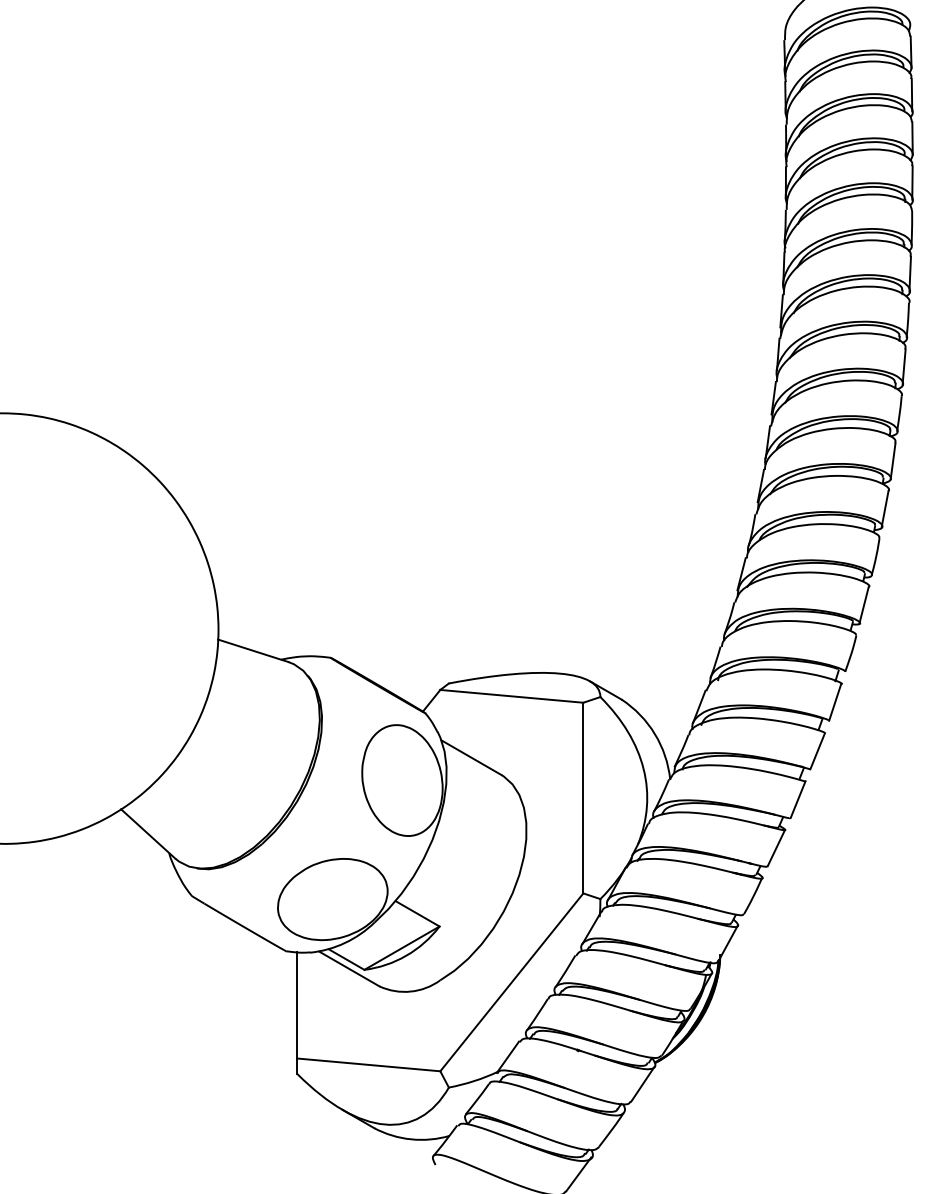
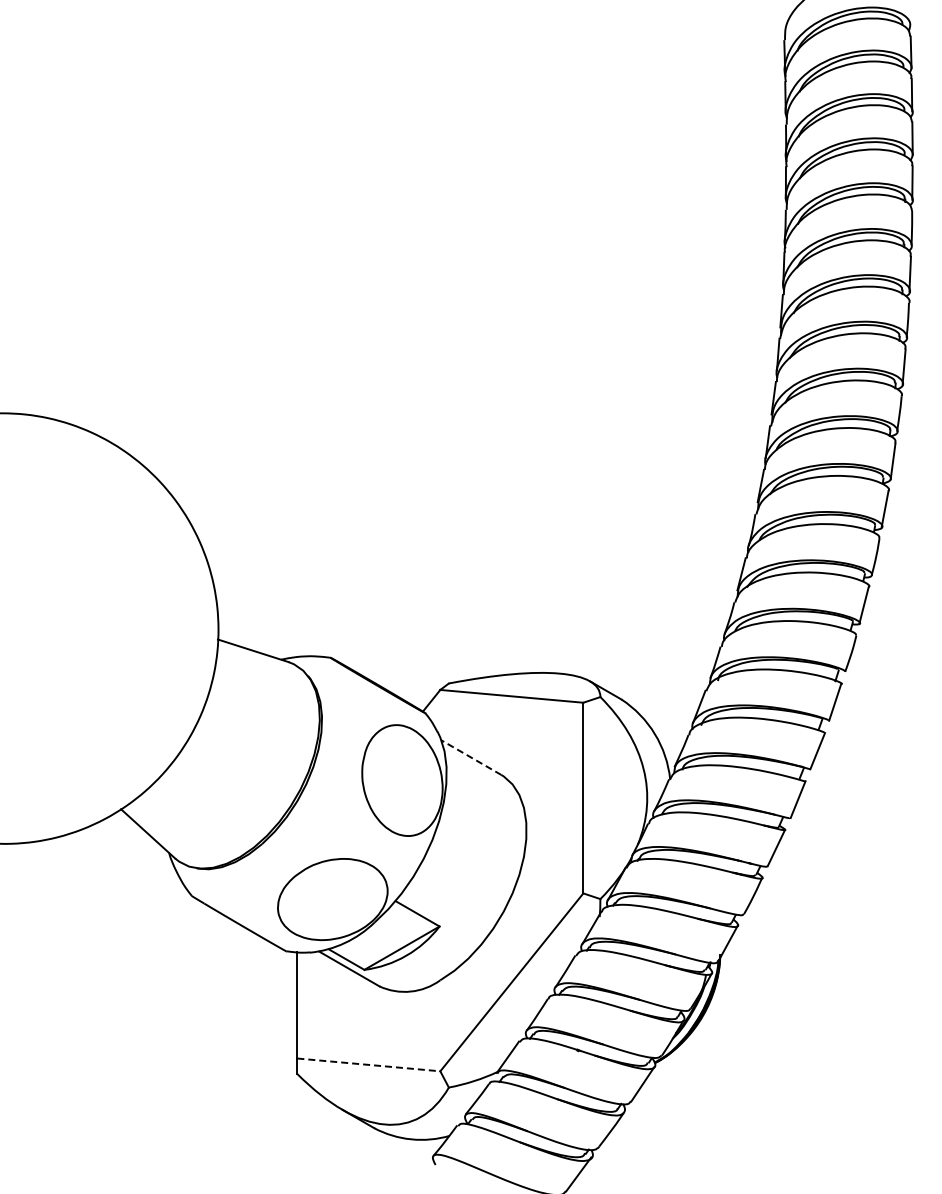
line: solid -> dashed (471, 757)
line: solid -> dashed (368, 1064)
